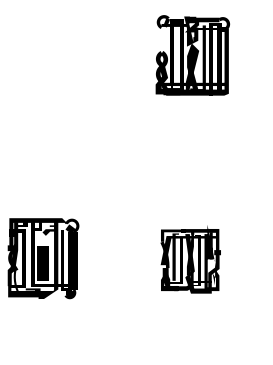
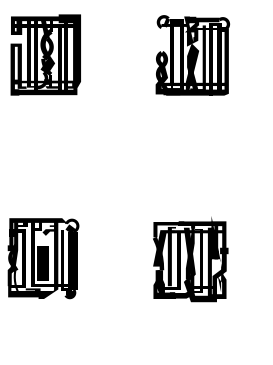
part: none -> present (45, 54)
part size: 61x69 px -> 76x87 px (190, 259)
